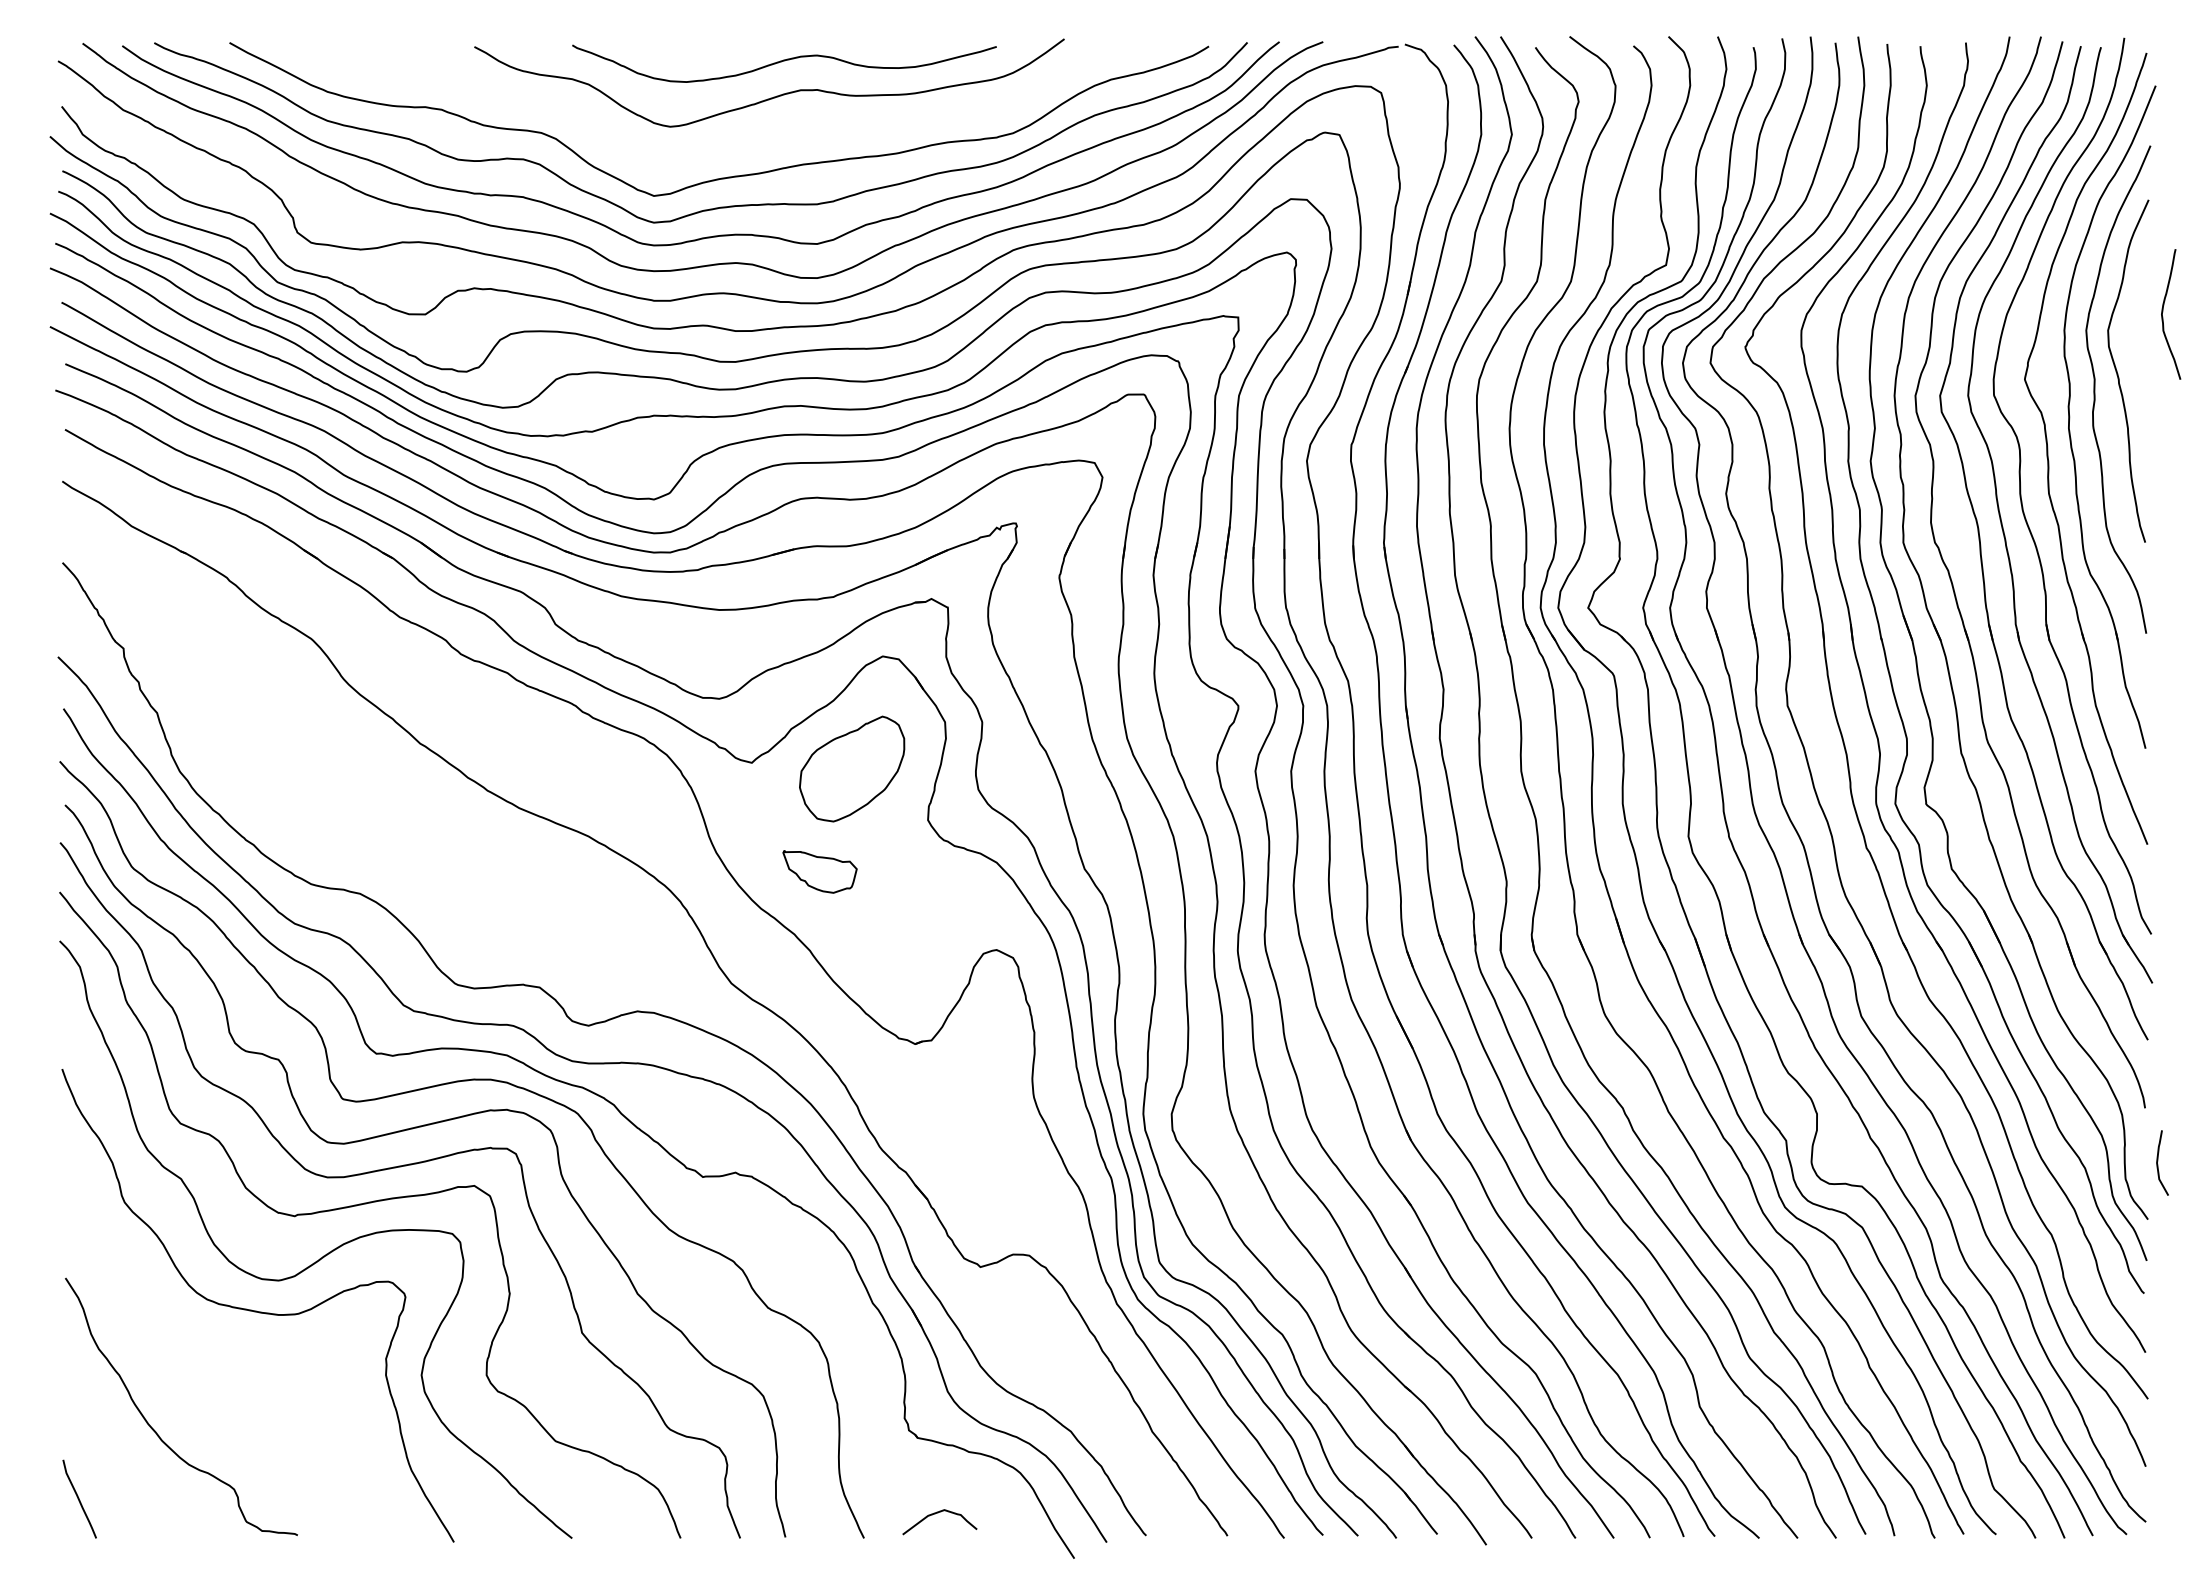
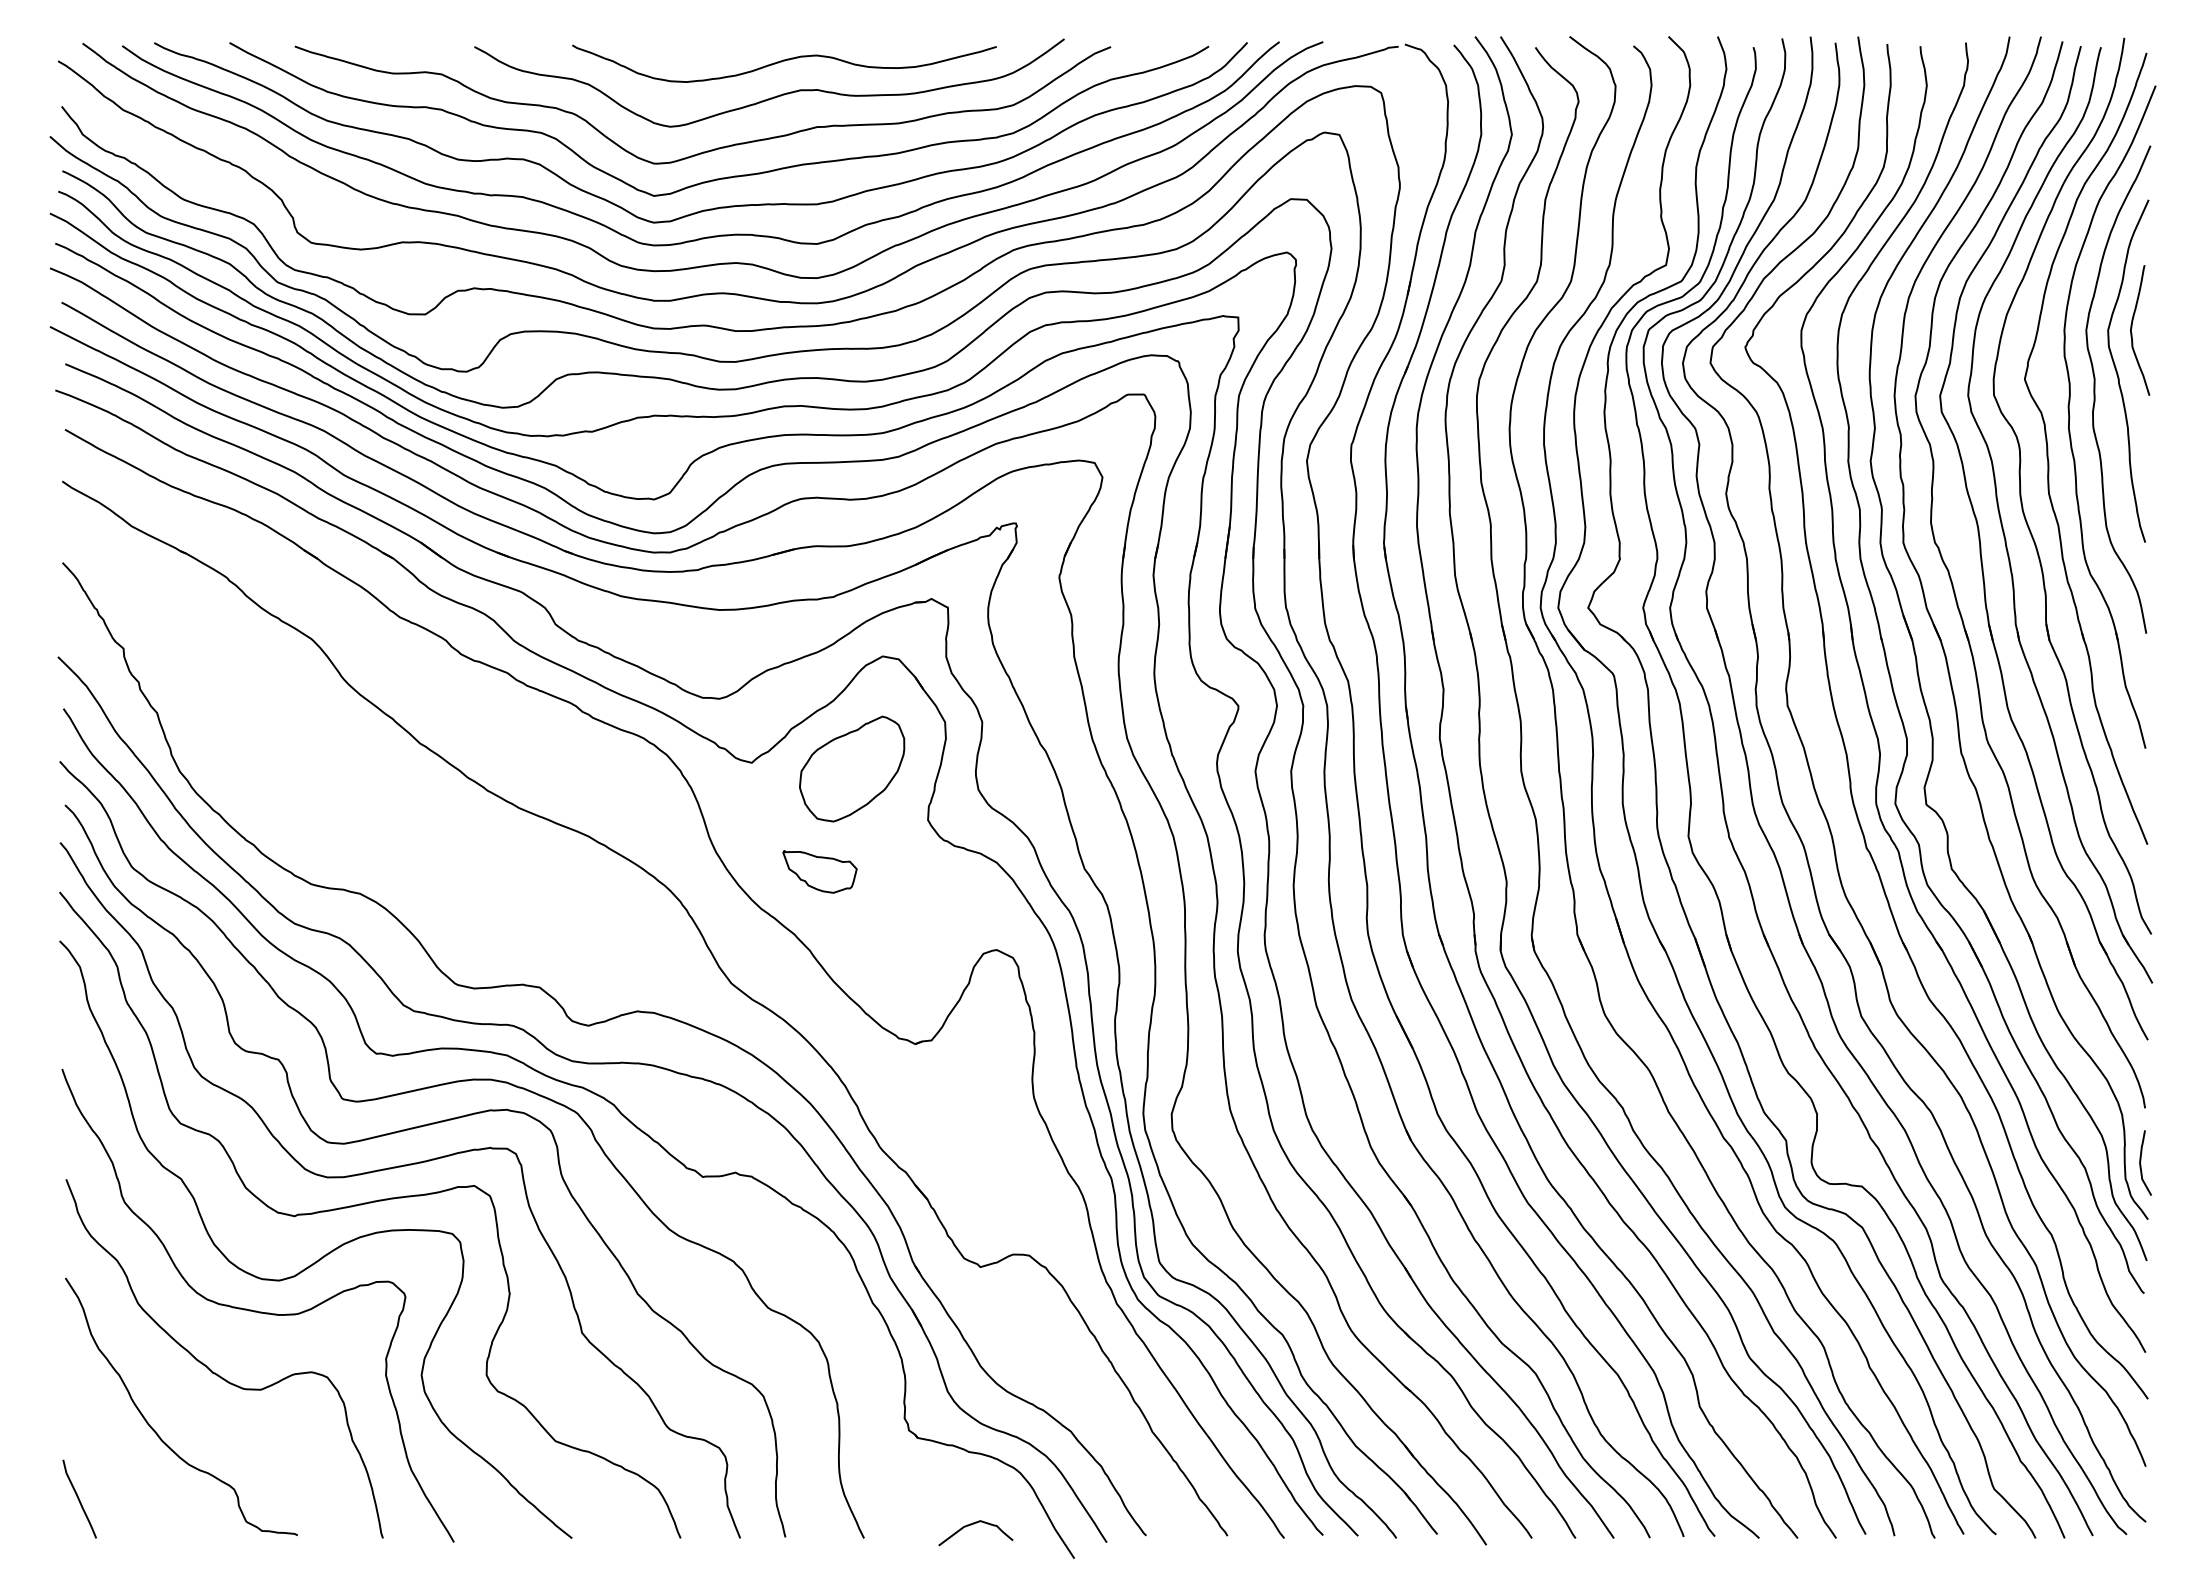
curve: none -> present (717, 147)
curve position: (2163, 312) -> (2132, 328) (2132, 328)
curve position: (2158, 1161) -> (2141, 1161) (2141, 1161)
curve: none -> present (215, 1372)
curve position: (935, 1514) -> (971, 1525) (971, 1525)
